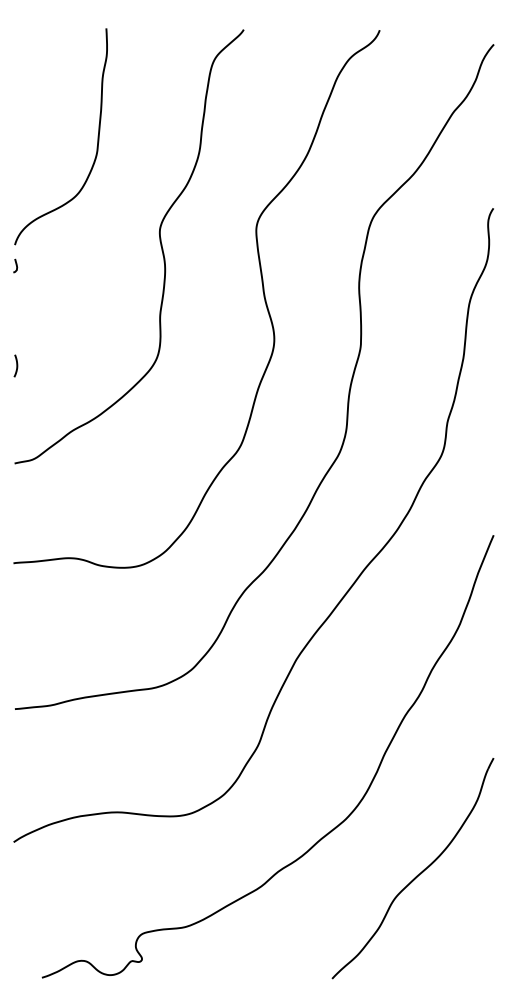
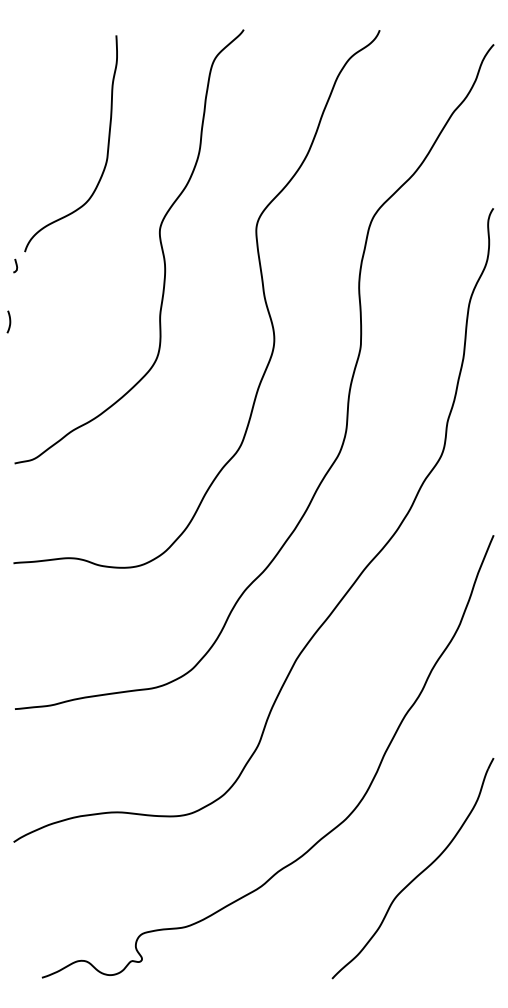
curve position: (97, 136) -> (107, 143) (107, 143)
curve position: (16, 365) -> (9, 321) (9, 321)
